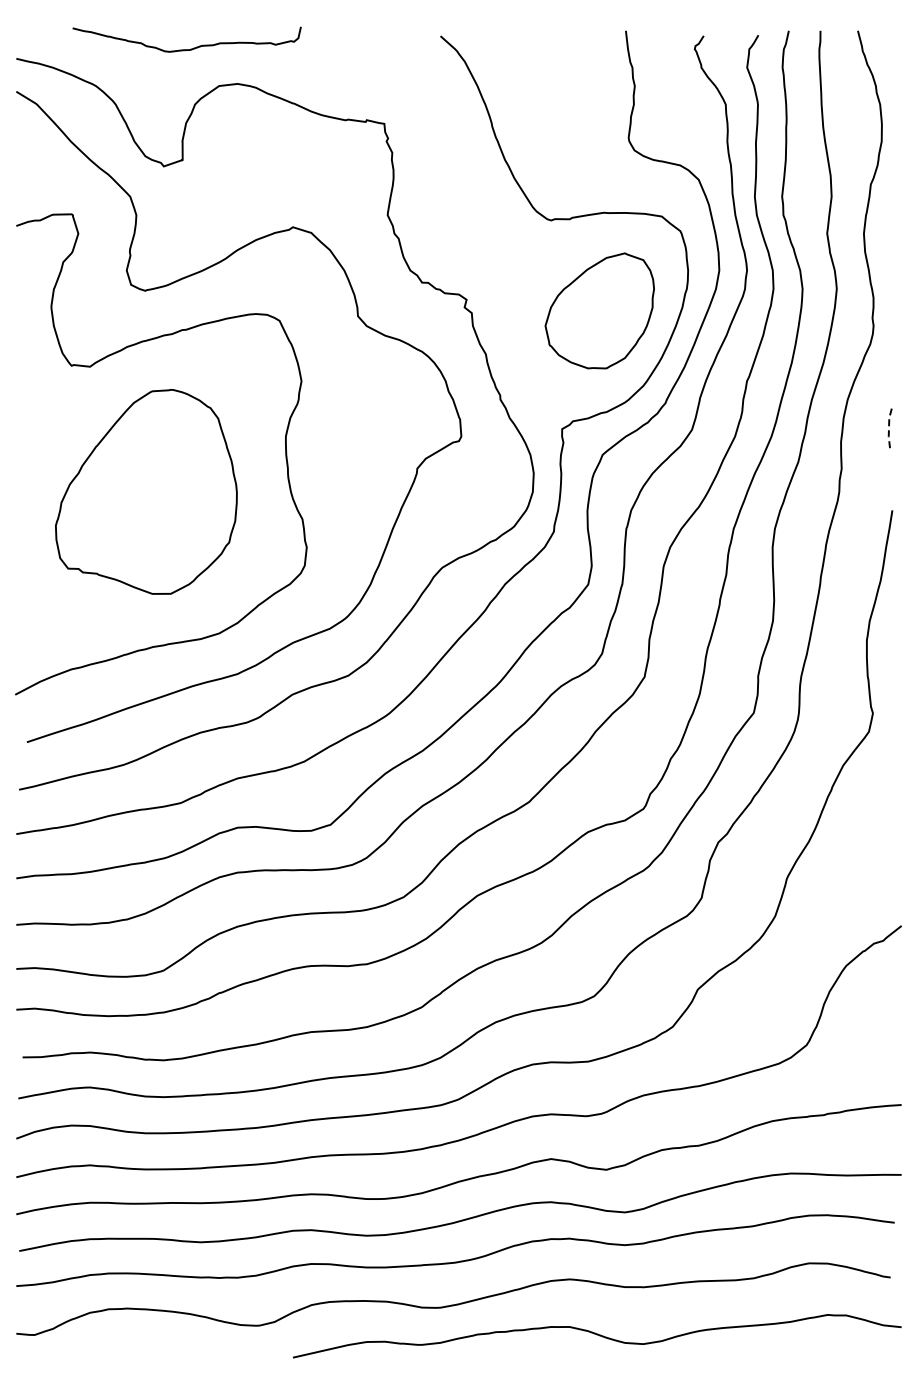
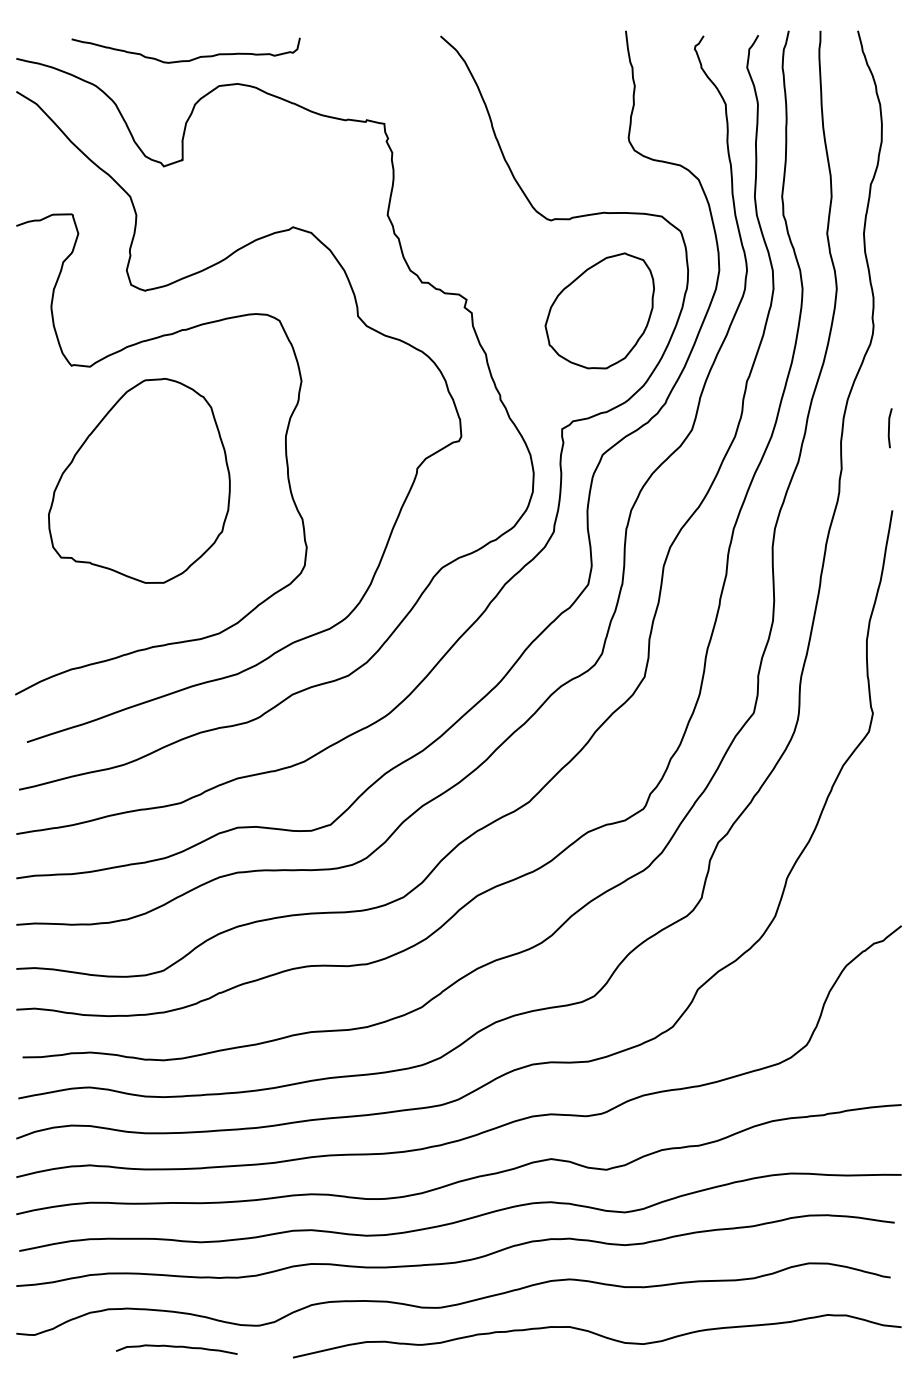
curve position: (190, 48) -> (189, 59) (189, 59)
line: dashed -> solid (889, 427)
part position: (146, 491) -> (139, 480) (139, 480)
curve: none -> present (176, 1347)
